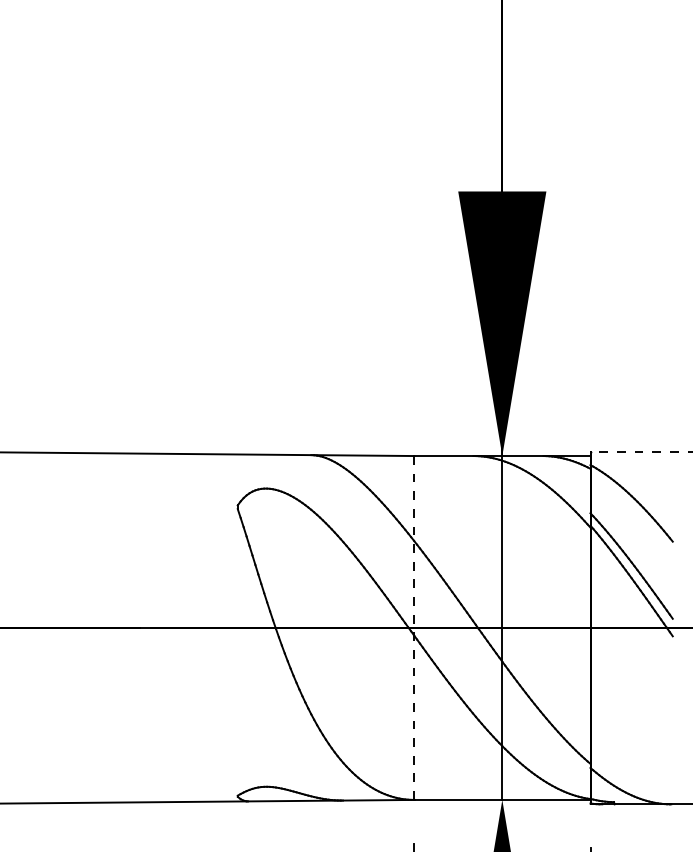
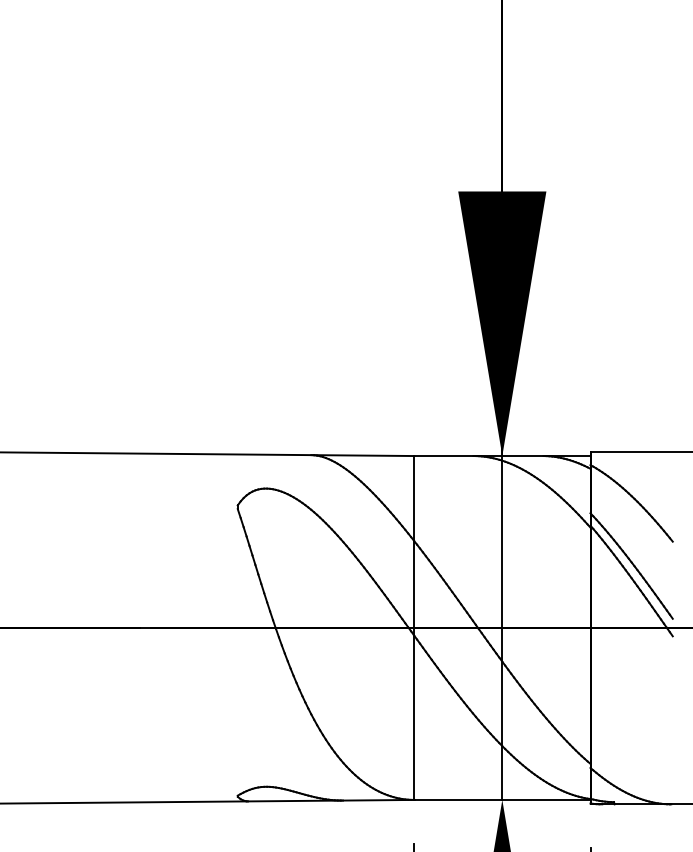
line: dashed -> solid (641, 451)
line: dashed -> solid (414, 627)
